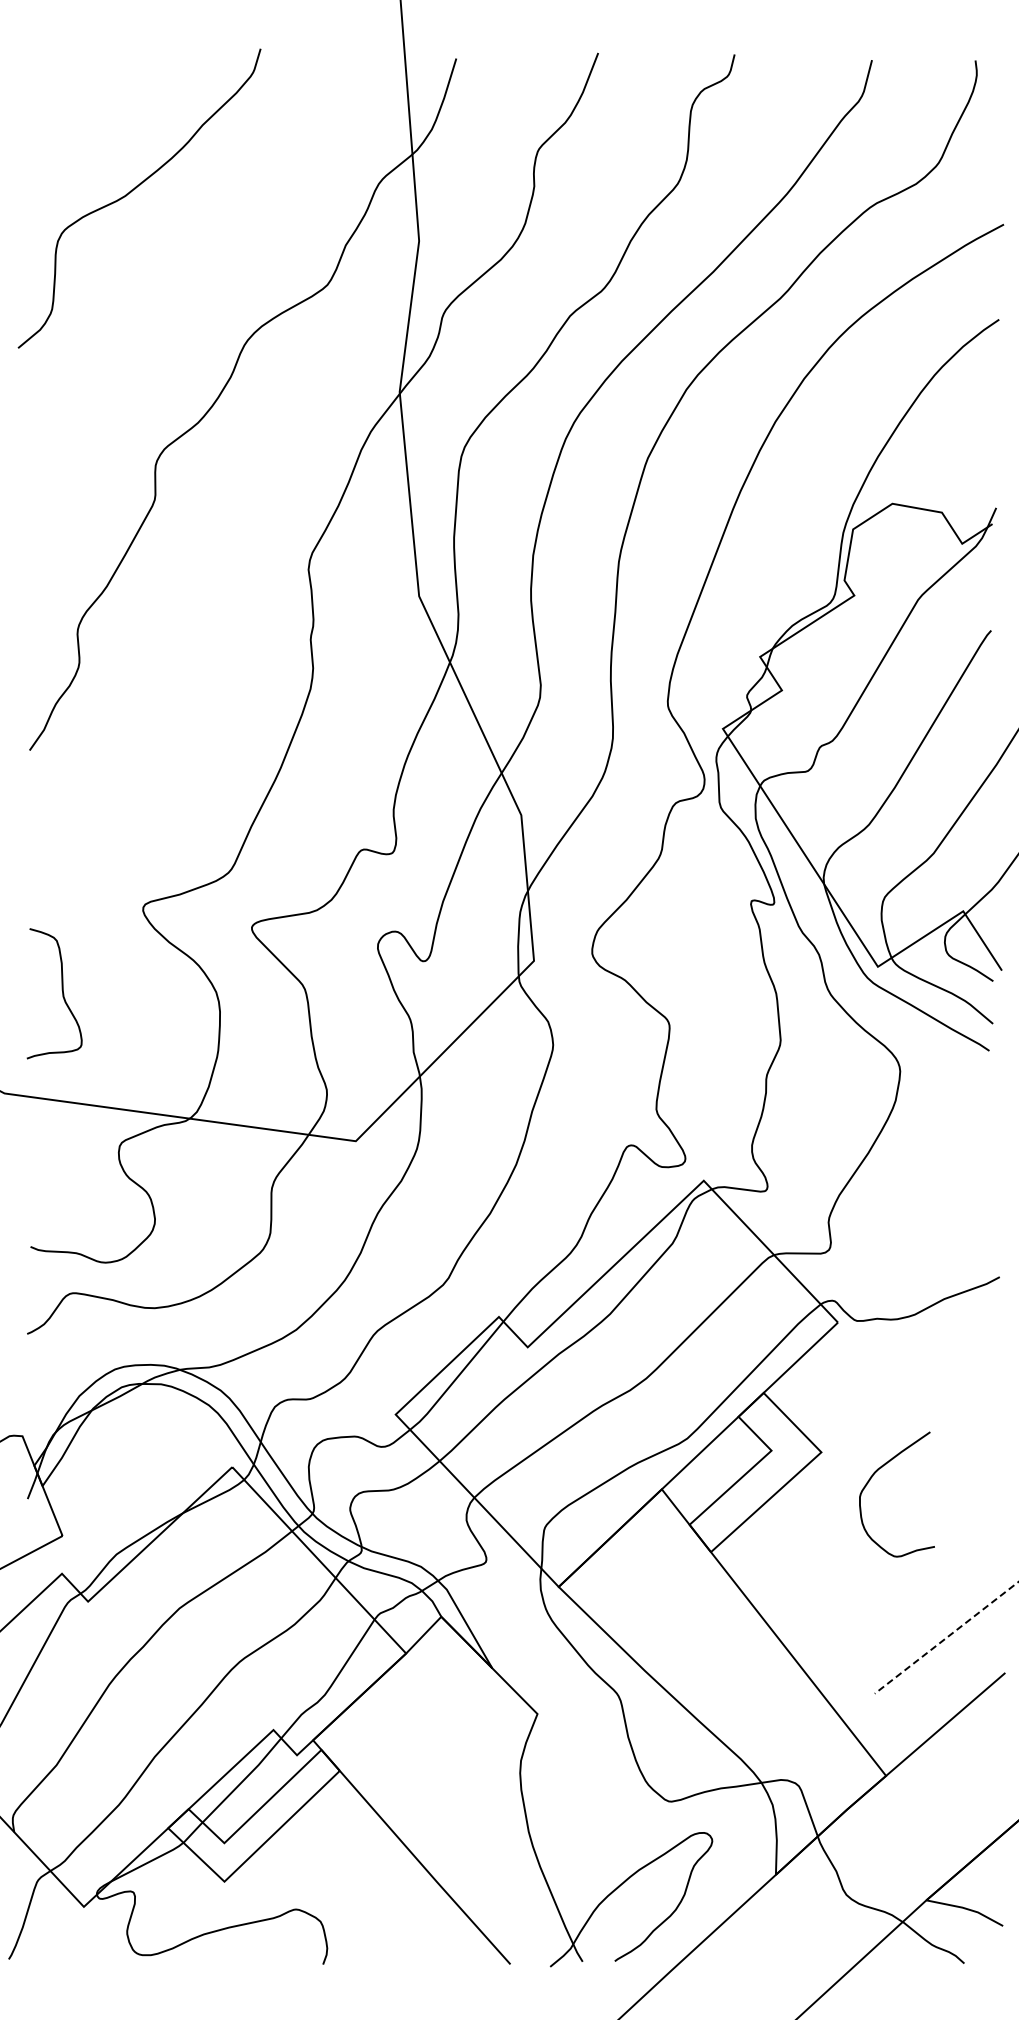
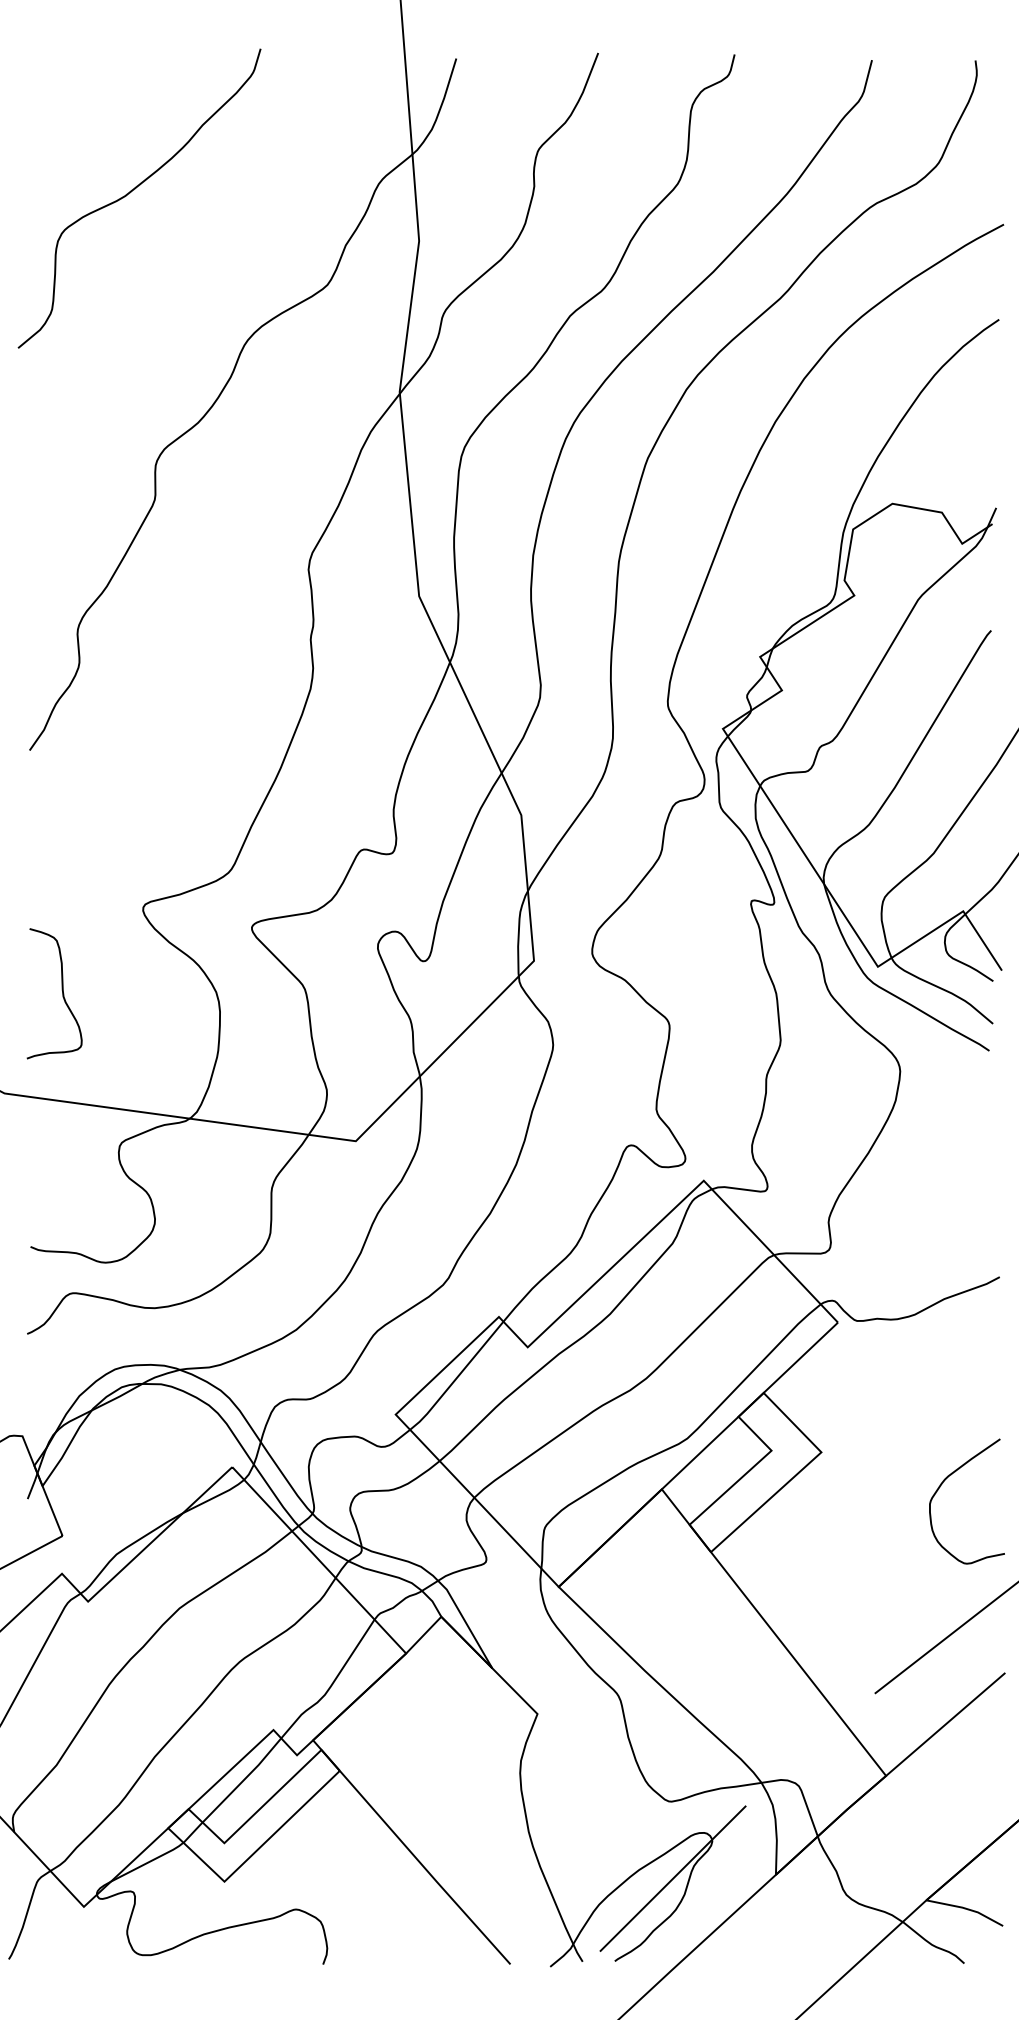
curve position: (873, 1476) -> (943, 1483) (943, 1483)
line: dashed -> solid (946, 1637)
line: none -> present (672, 1878)
